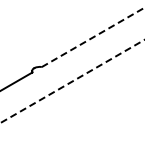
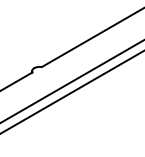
line: dashed -> solid (93, 37)
line: dashed -> solid (72, 81)
line: none -> present (71, 92)
